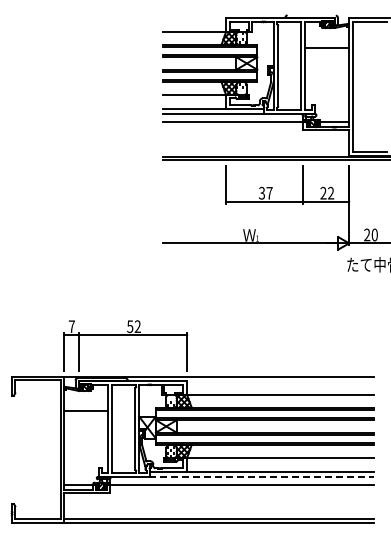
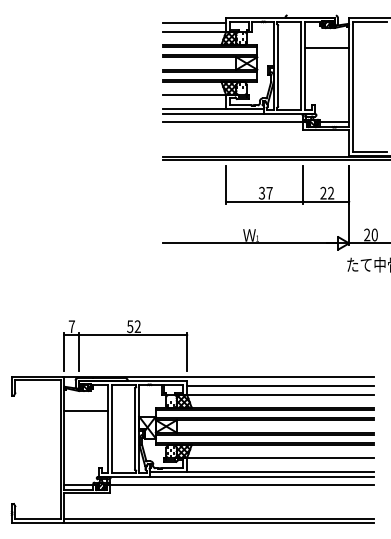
line: none -> present (194, 22)
line: none -> present (280, 385)
line: dashed -> solid (261, 476)
